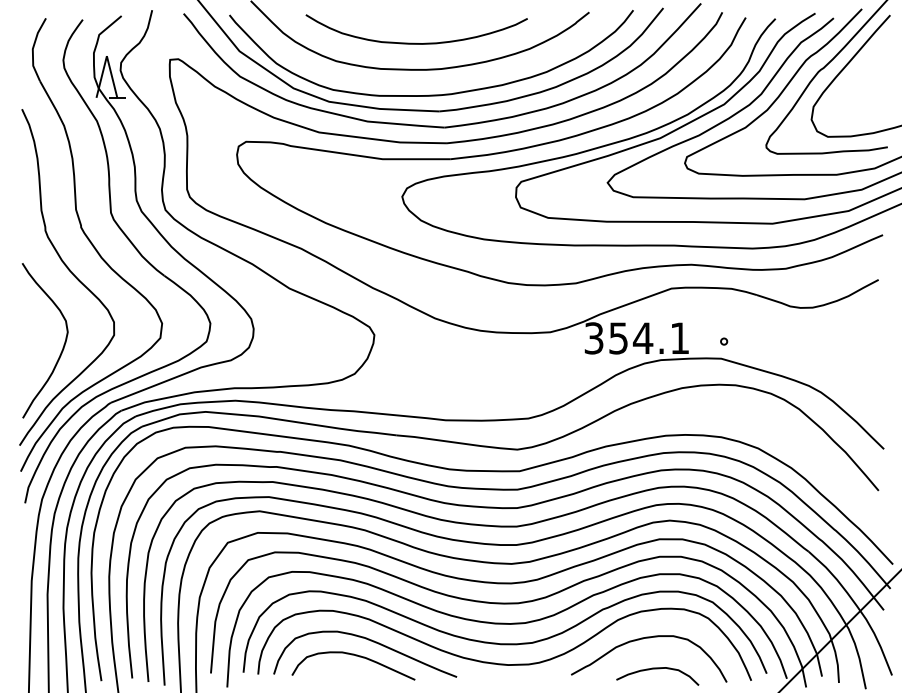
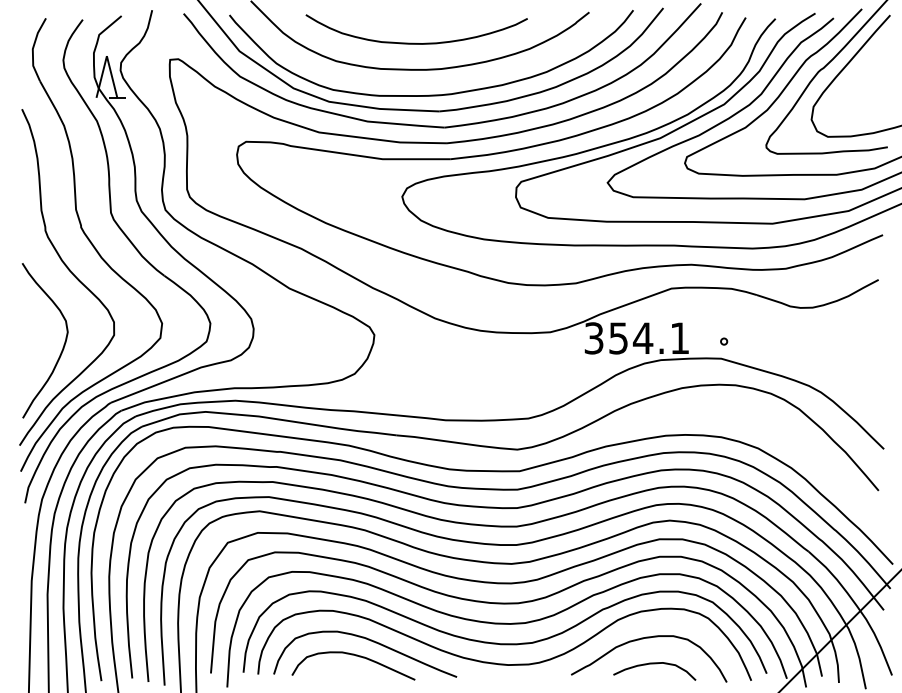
curve position: (657, 669) -> (654, 664) (654, 664)
